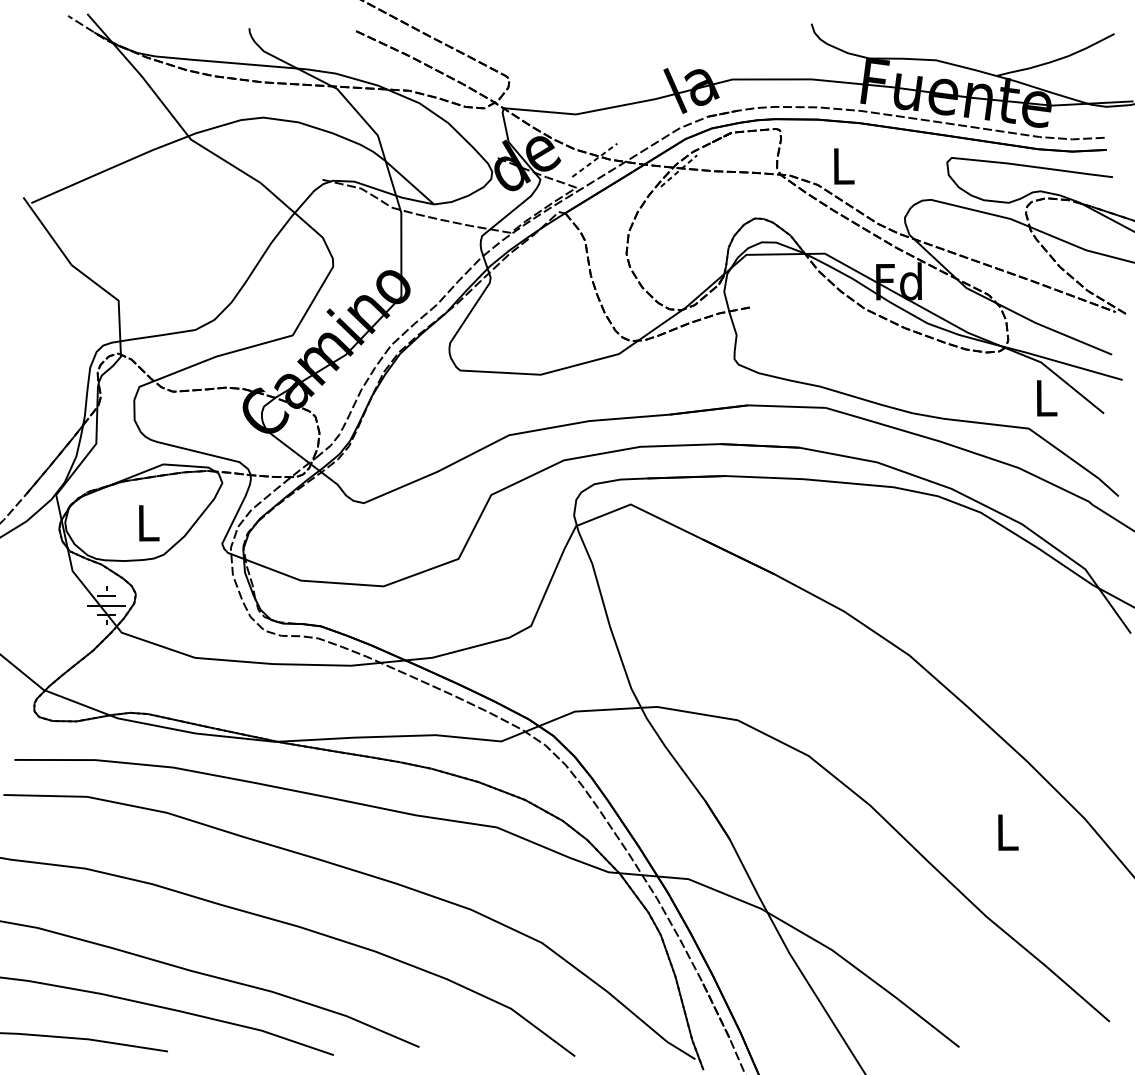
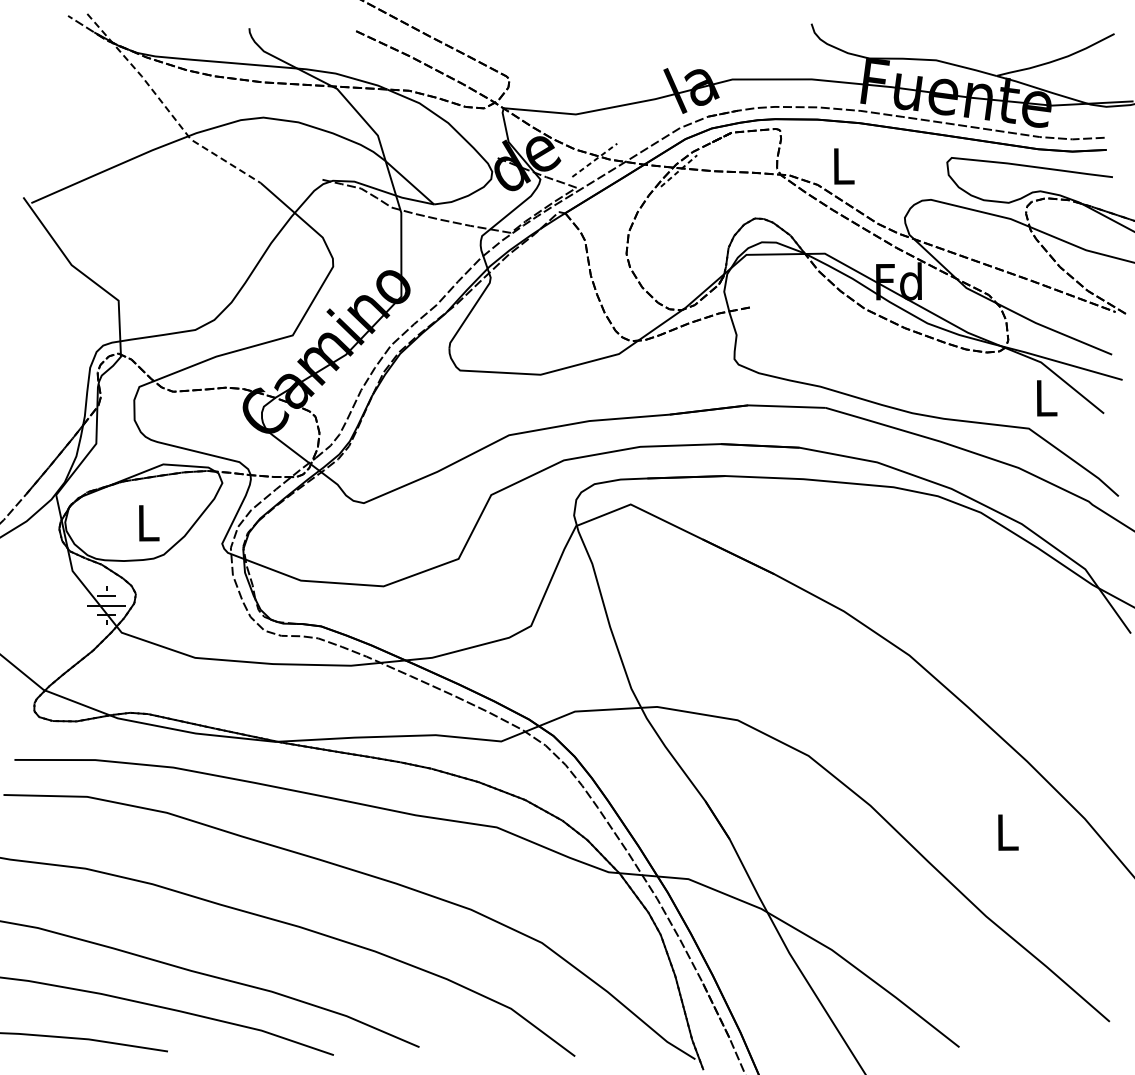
line: solid -> dashed (166, 108)
